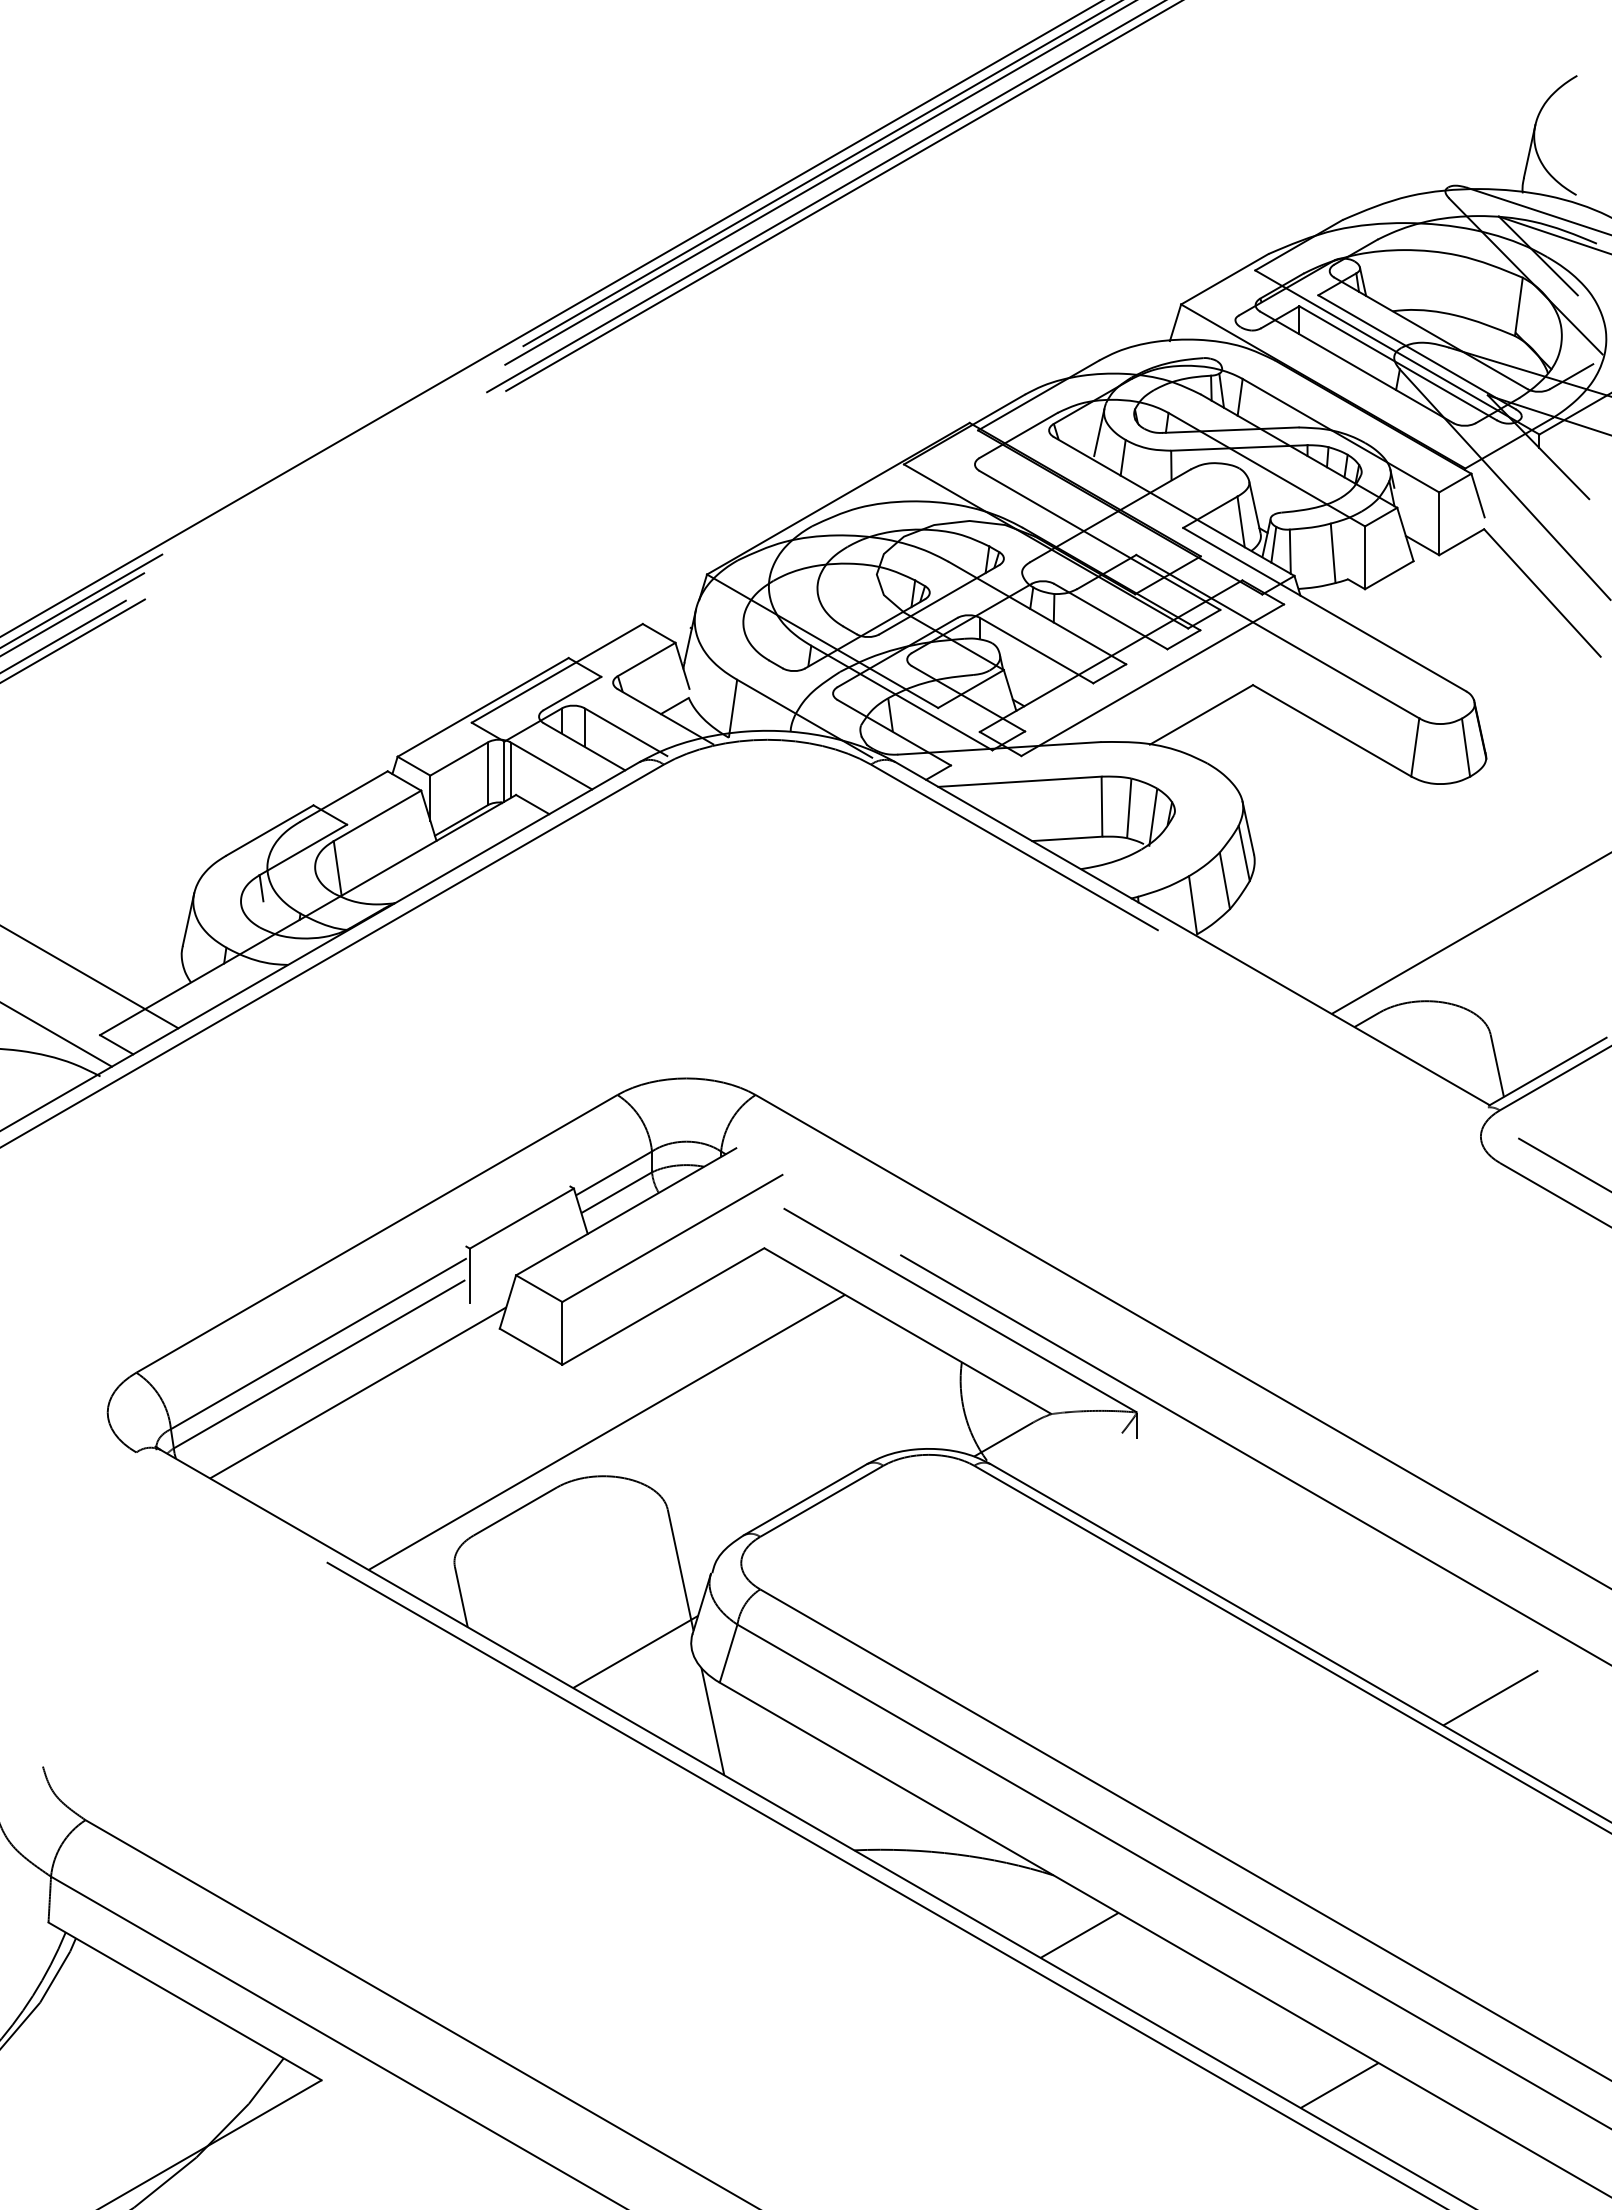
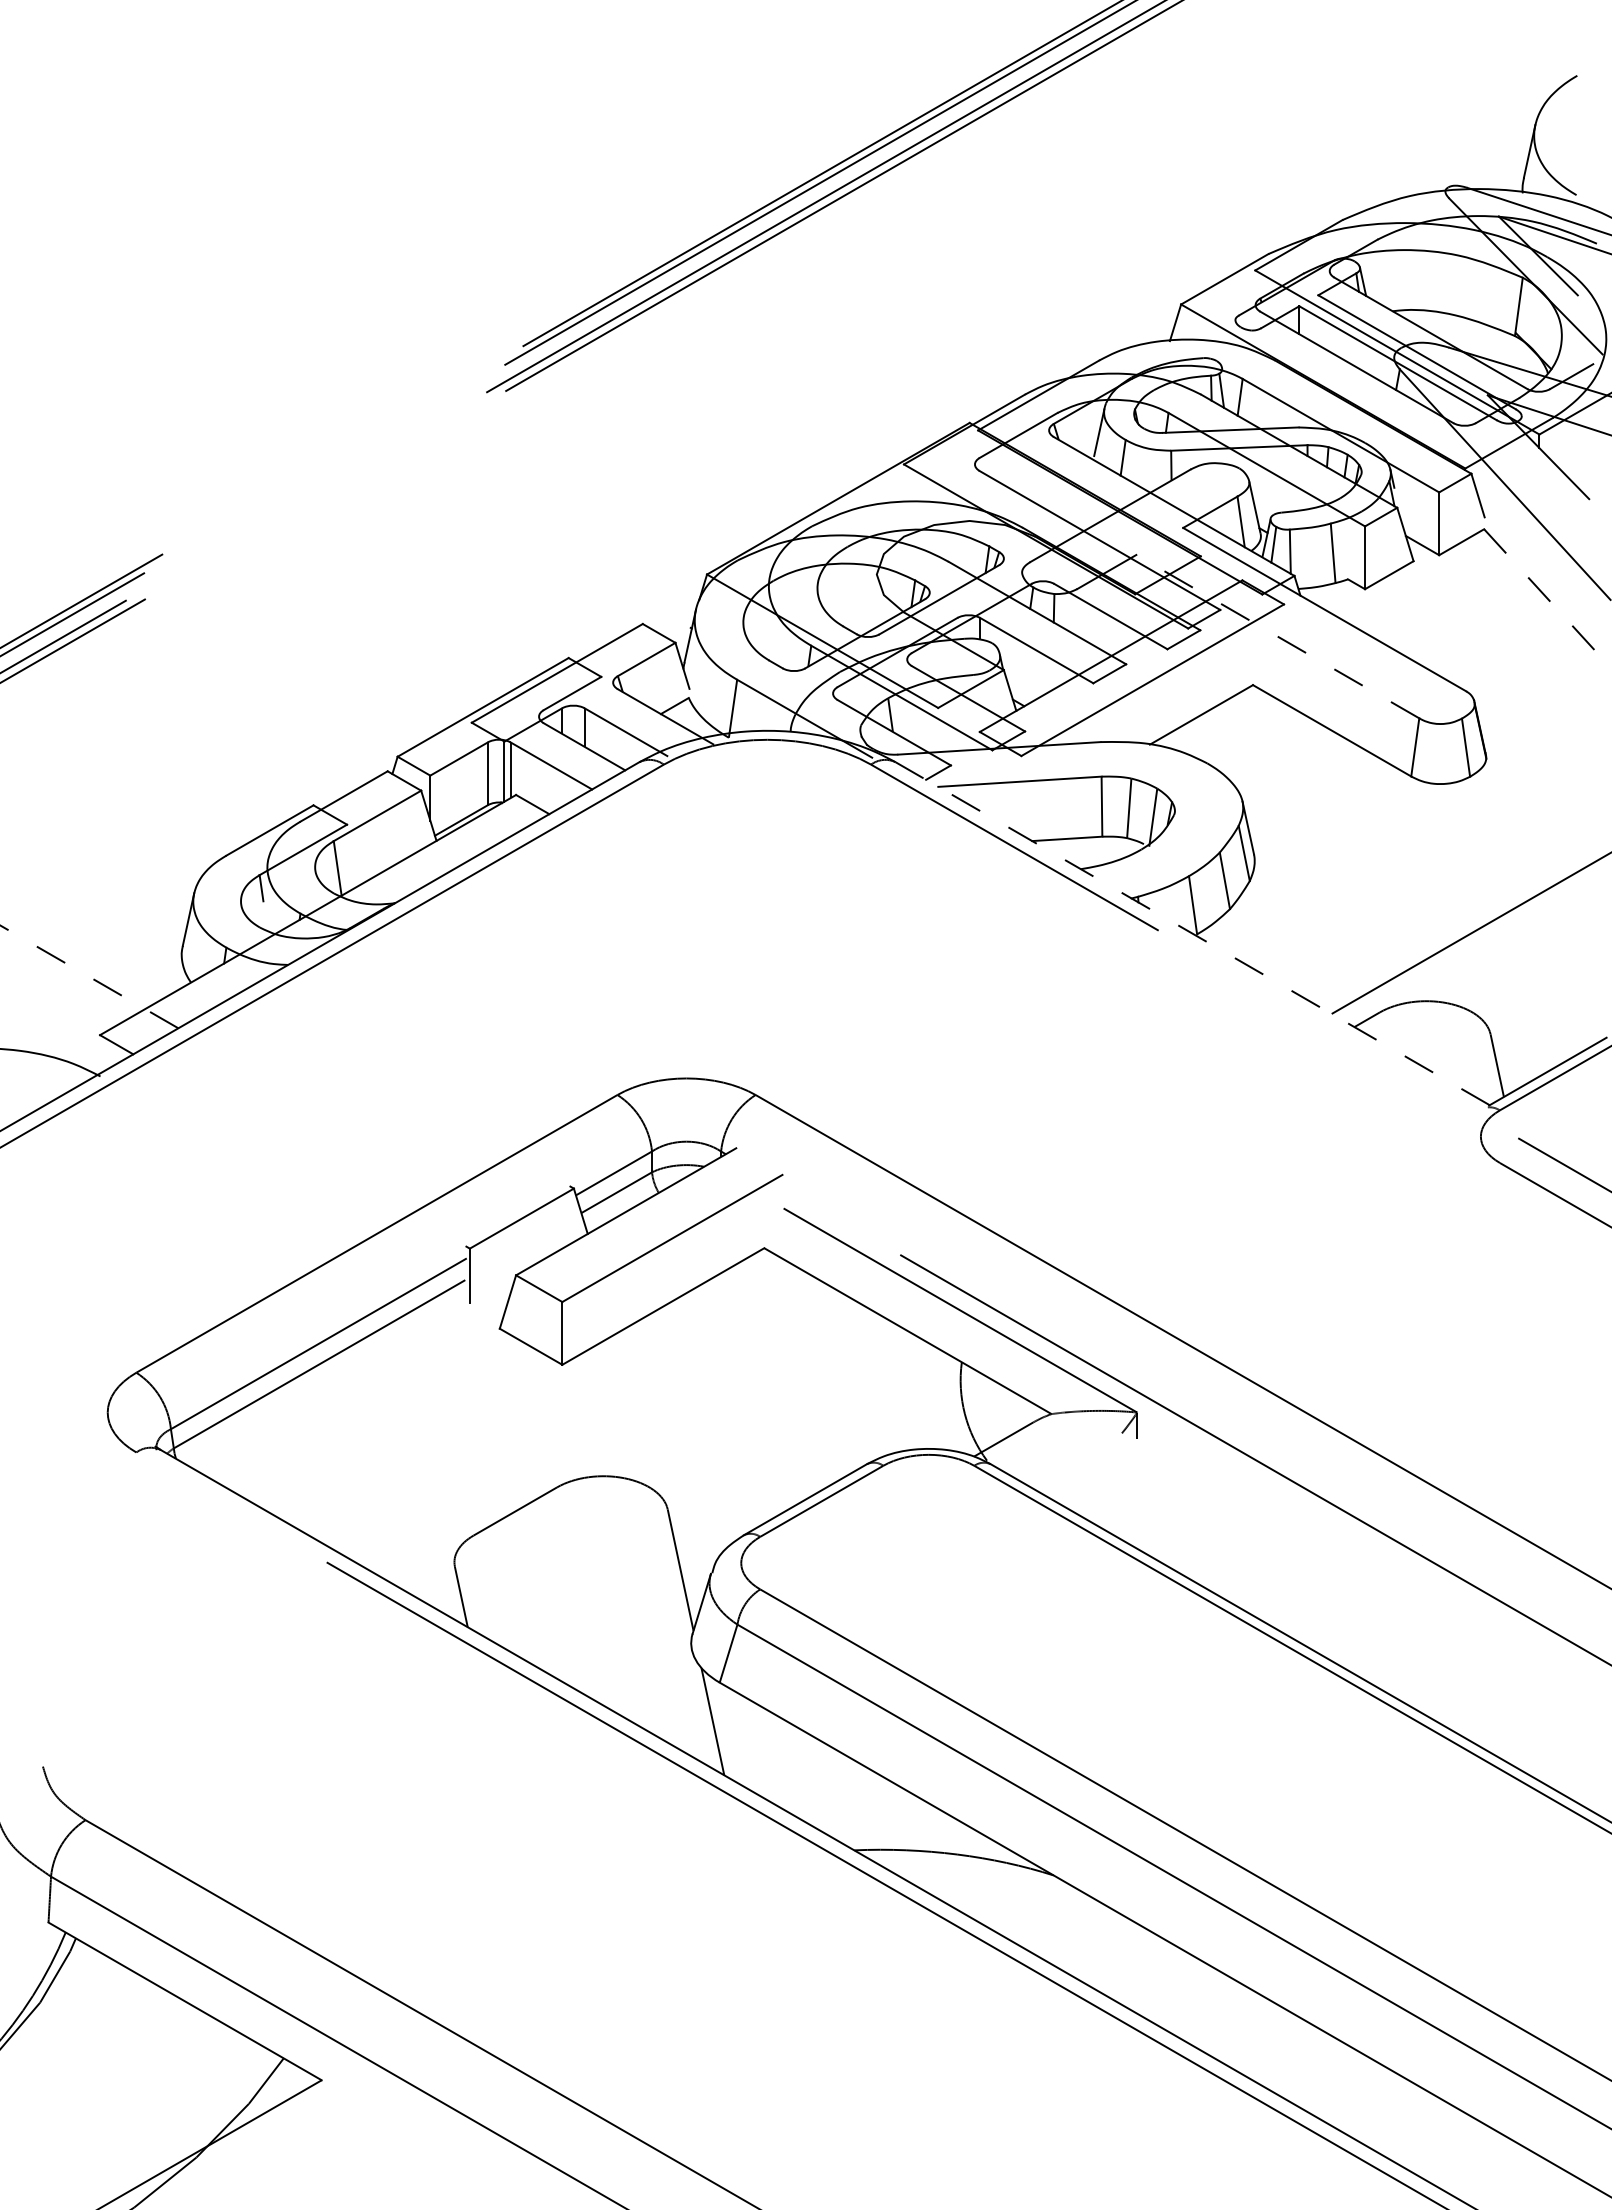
line: present -> none (550, 318)
line: solid -> dashed (1542, 593)
line: solid -> dashed (1277, 636)
line: solid -> dashed (1192, 933)
line: solid -> dashed (89, 976)
line: present -> none (56, 1034)
line: present -> none (358, 1392)
line: present -> none (606, 1431)
line: present -> none (635, 1651)
line: present -> none (1490, 1697)
line: present -> none (1079, 1934)
line: present -> none (1339, 2085)
